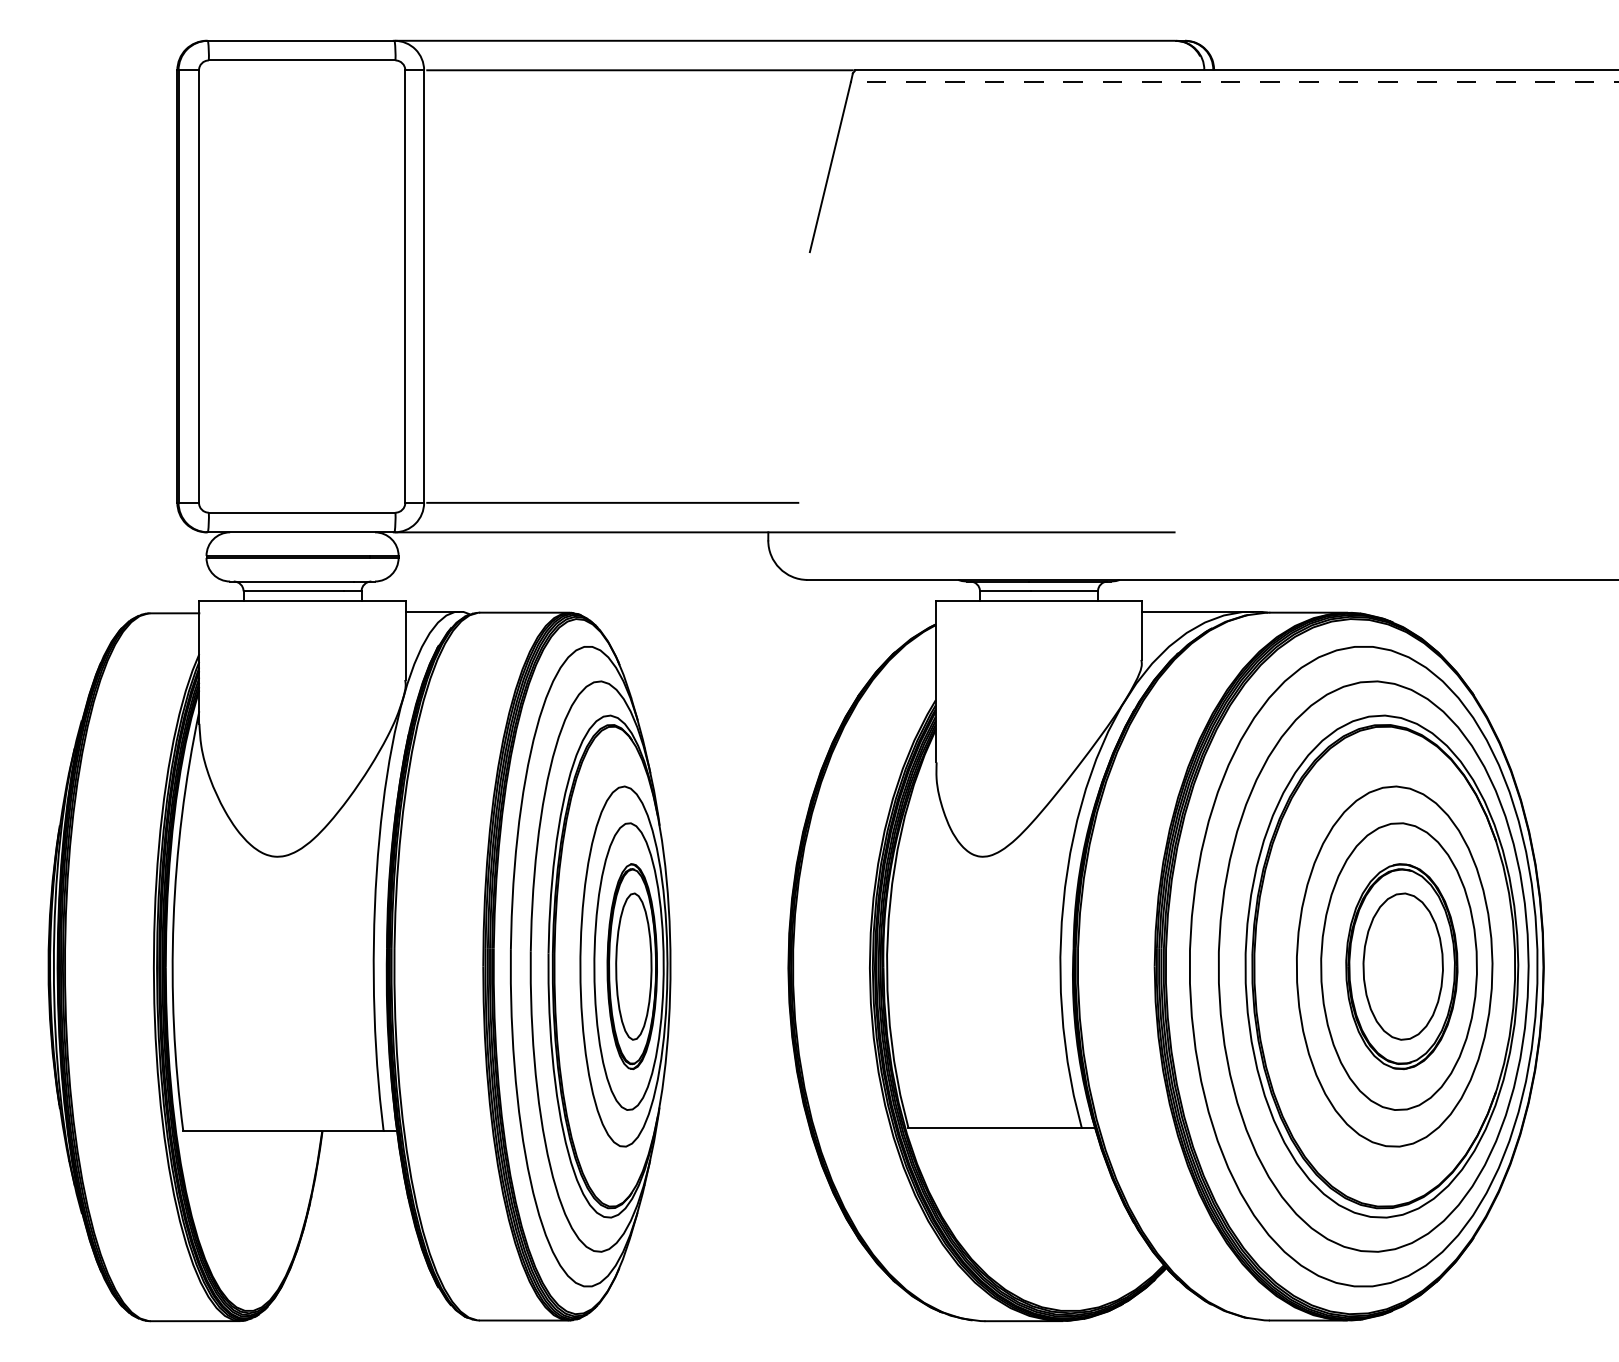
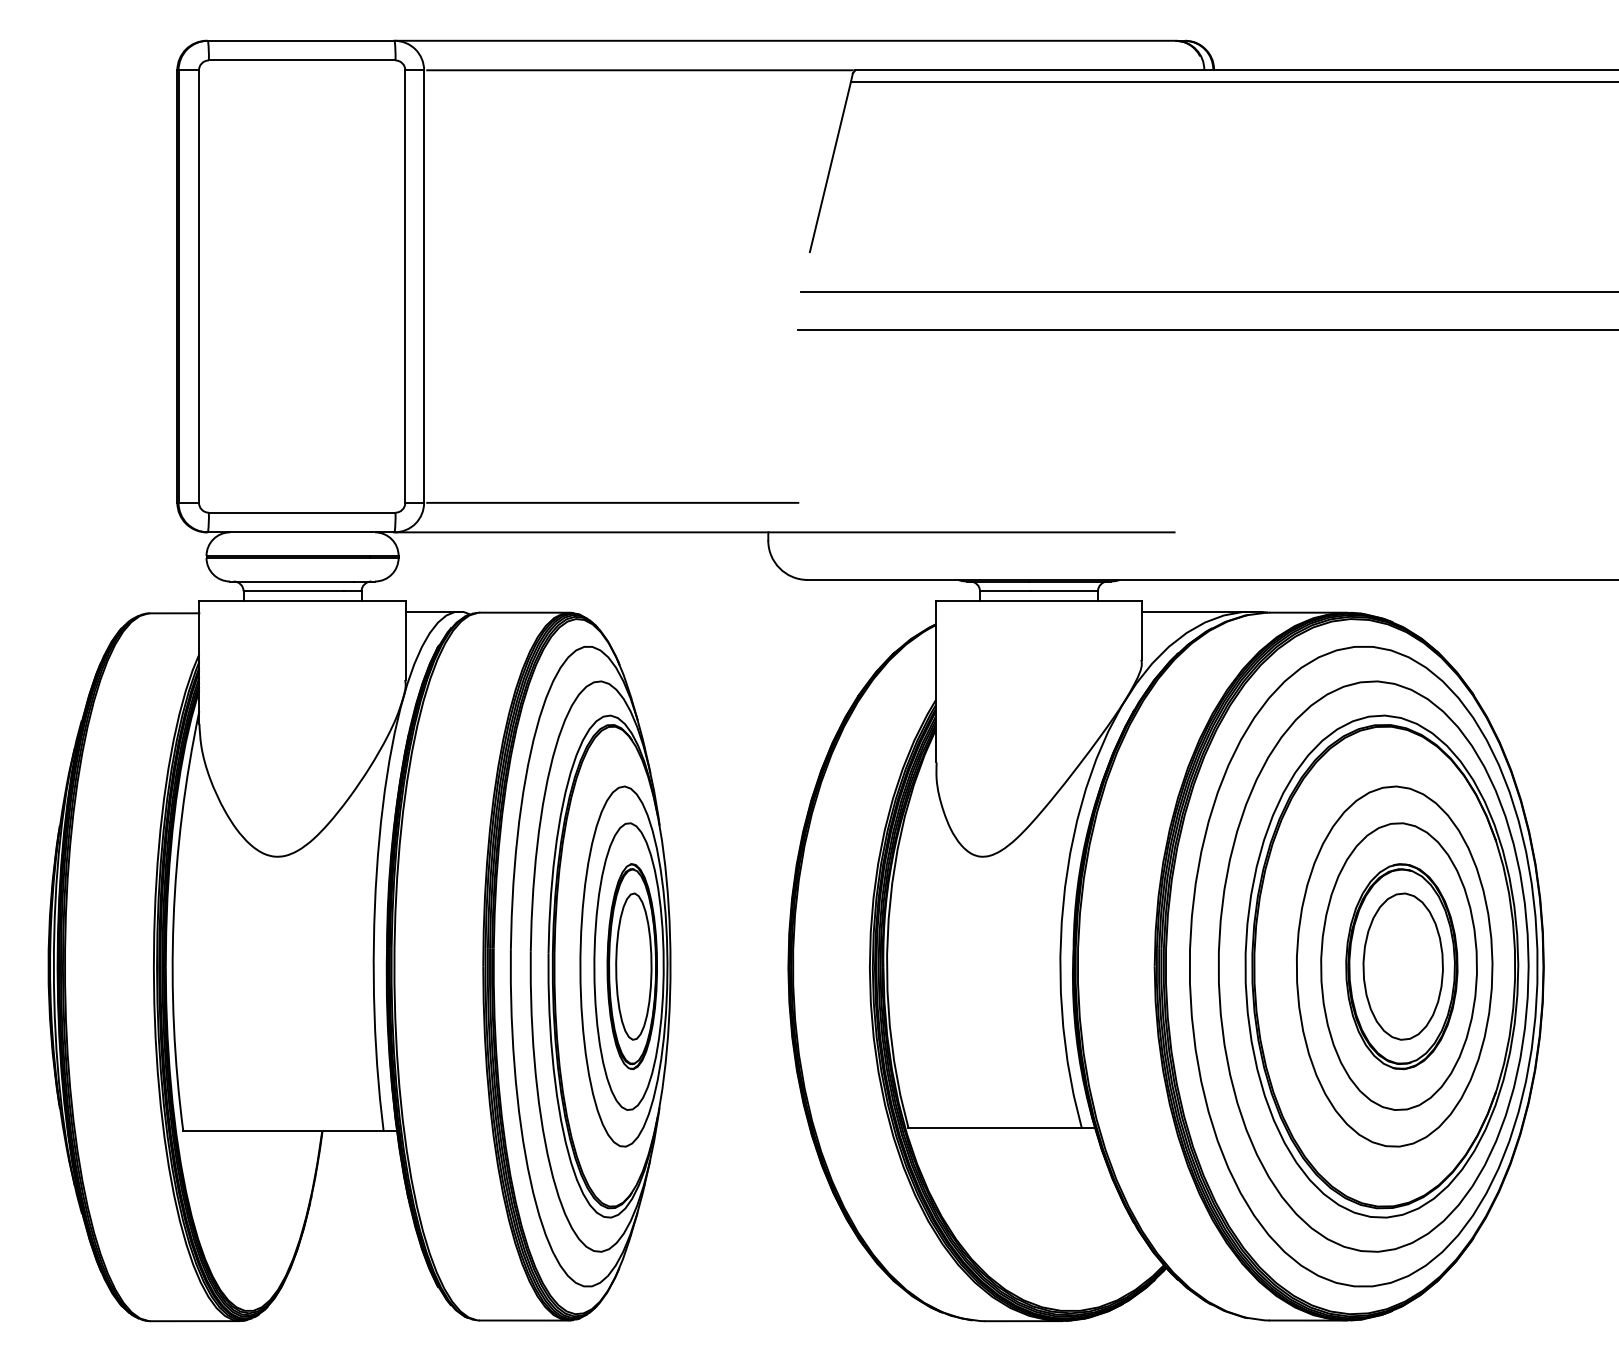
line: dashed -> solid (1234, 82)
line: none -> present (1208, 291)
line: none -> present (1206, 330)
